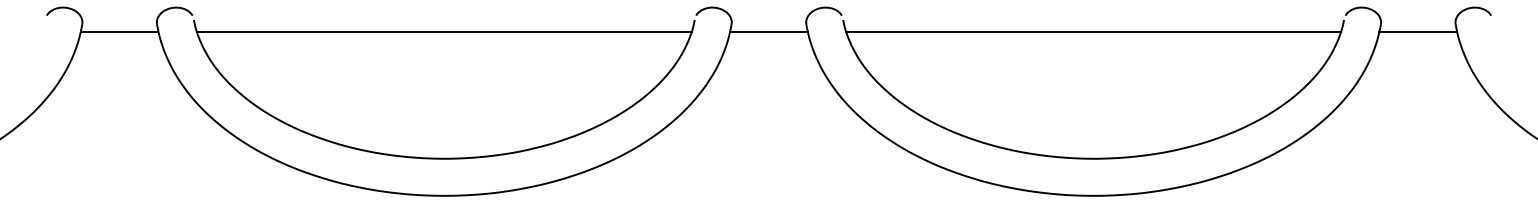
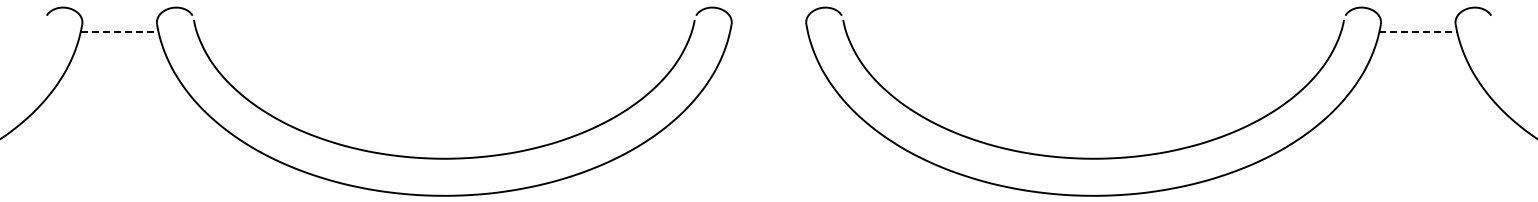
line: solid -> dashed (119, 31)
line: present -> none (443, 31)
line: present -> none (768, 31)
line: present -> none (1093, 31)
line: solid -> dashed (1418, 31)
